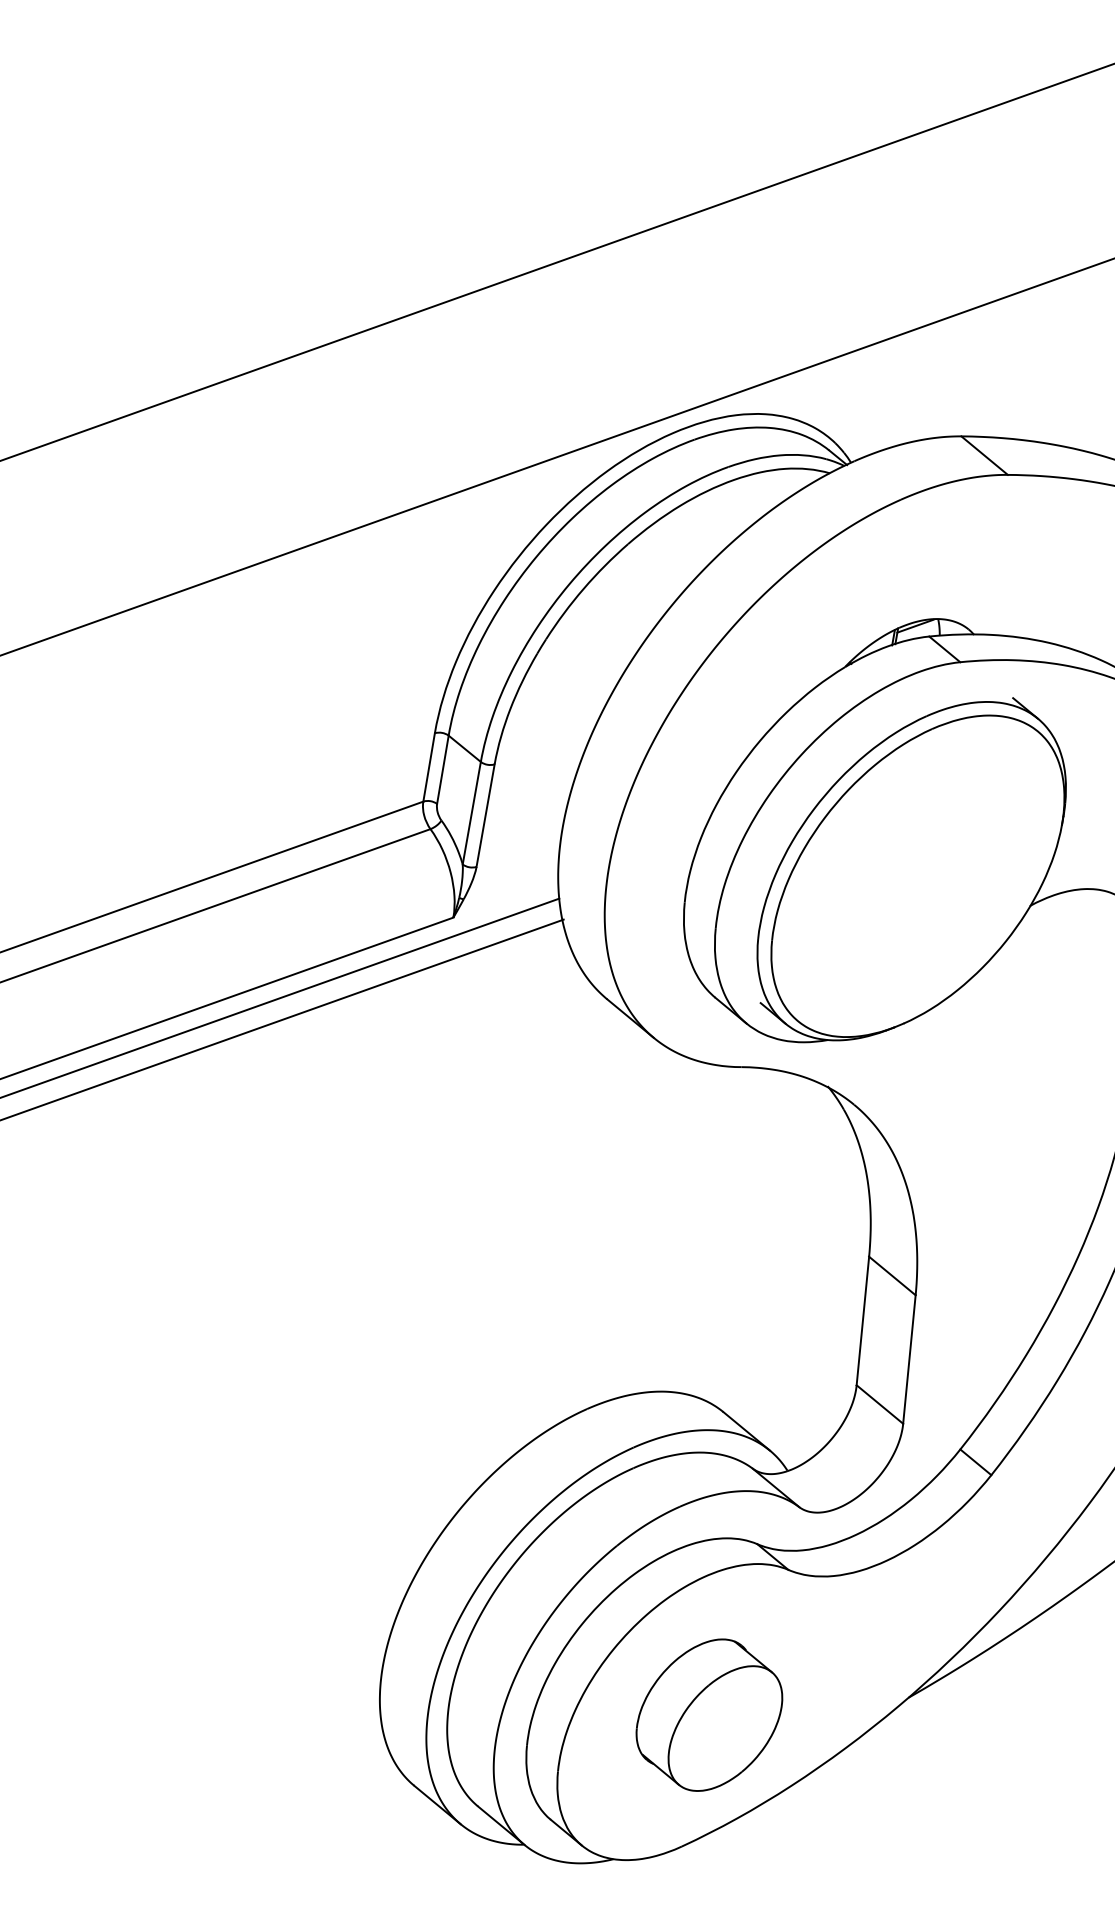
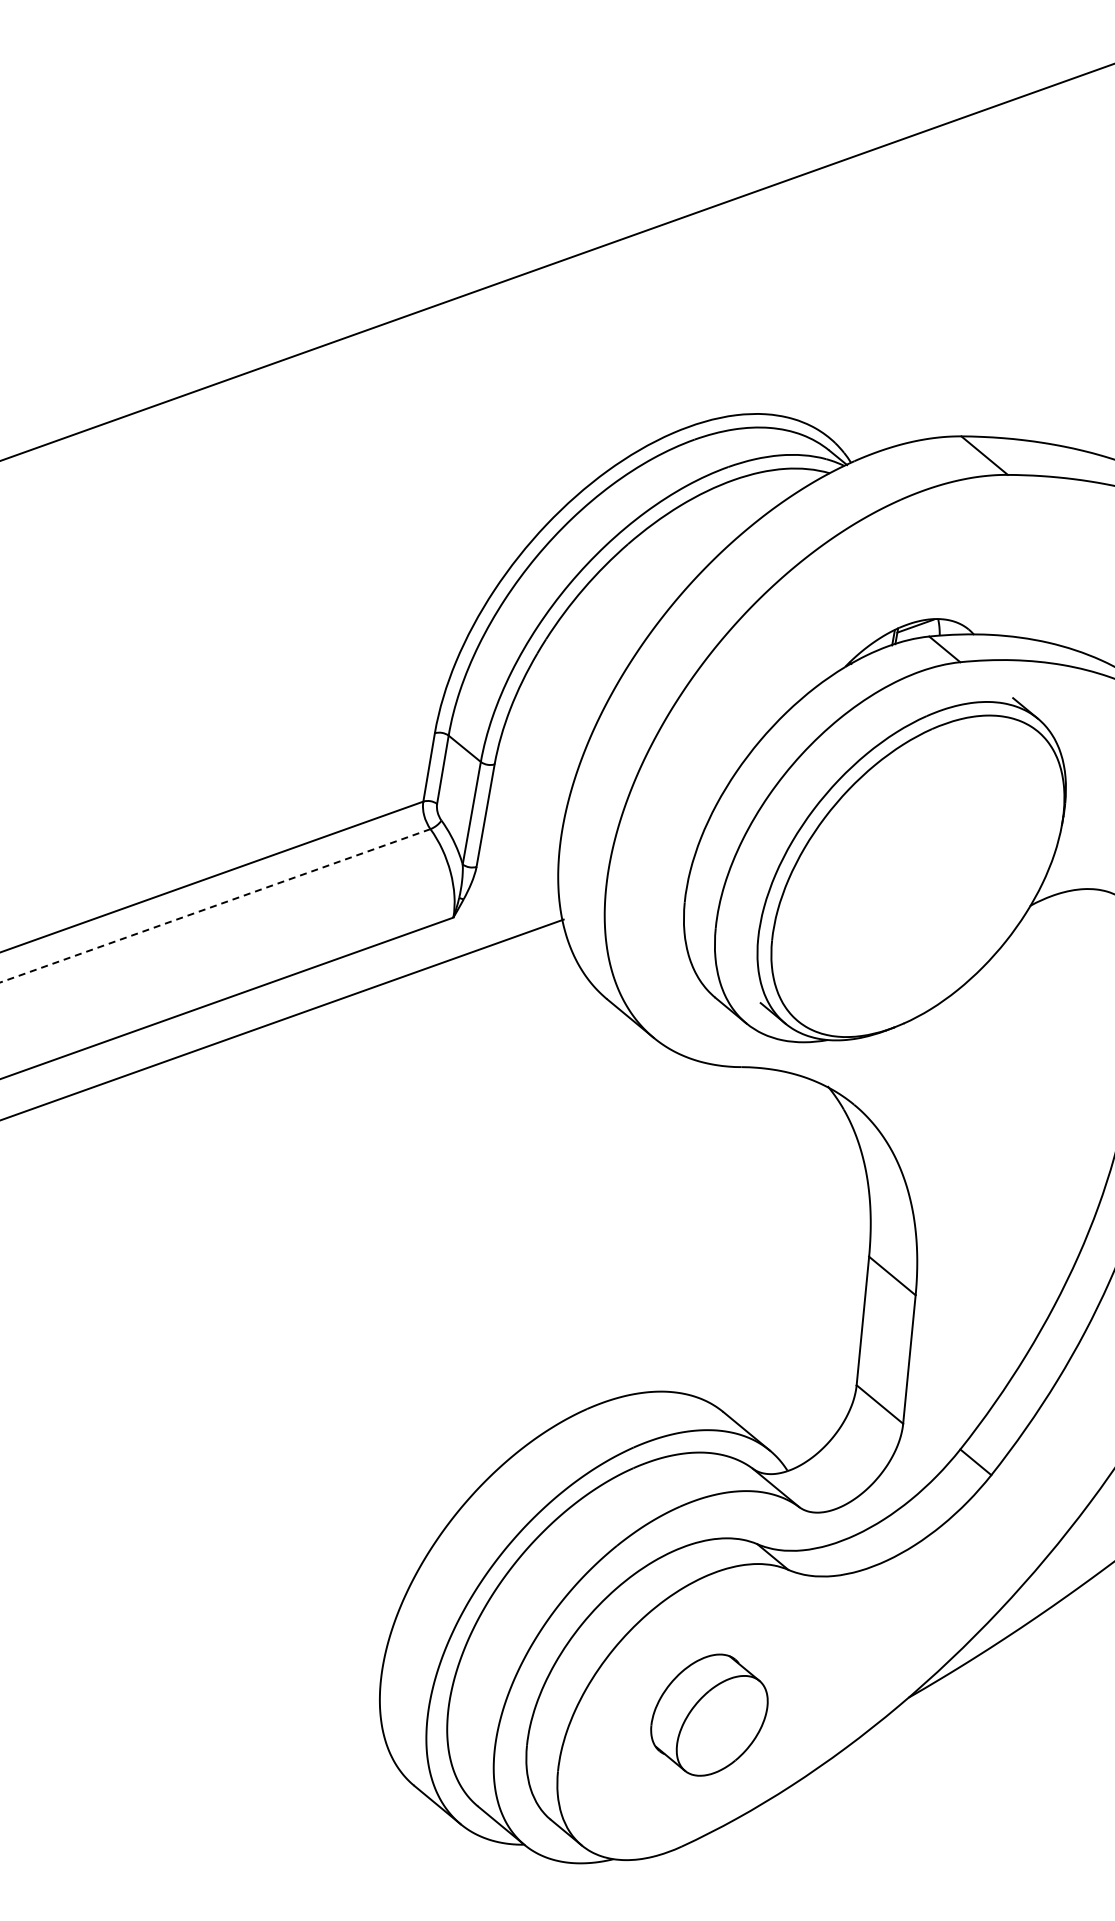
line: present -> none (556, 456)
line: solid -> dashed (214, 906)
line: present -> none (280, 997)
part size: 149x154 px -> 119x124 px (709, 1714)
